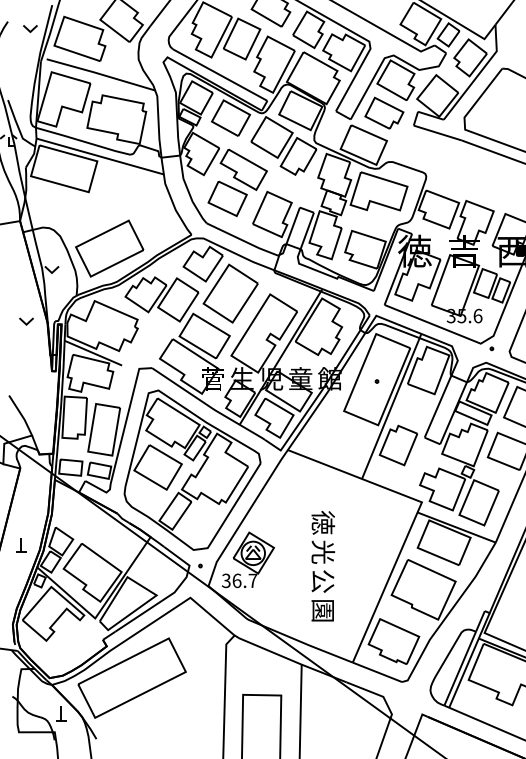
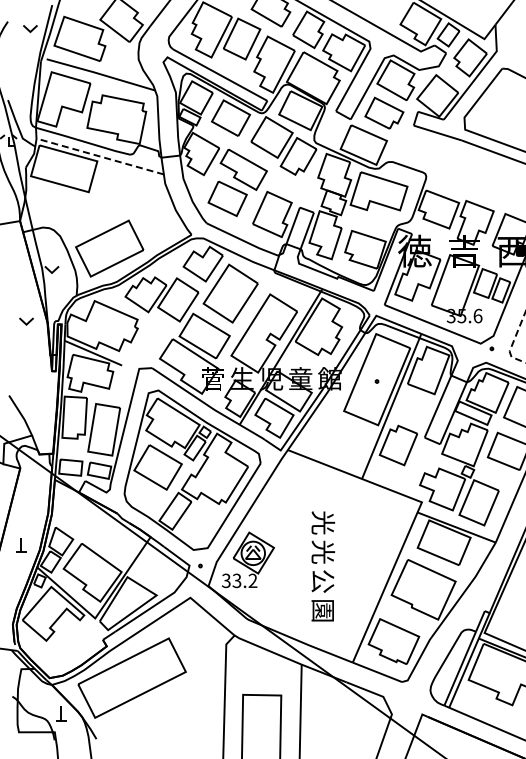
line: solid -> dashed (99, 156)
line: solid -> dashed (513, 342)
text: 徳 -> 光 (323, 522)
text: 36.7 -> 33.2 (244, 580)
